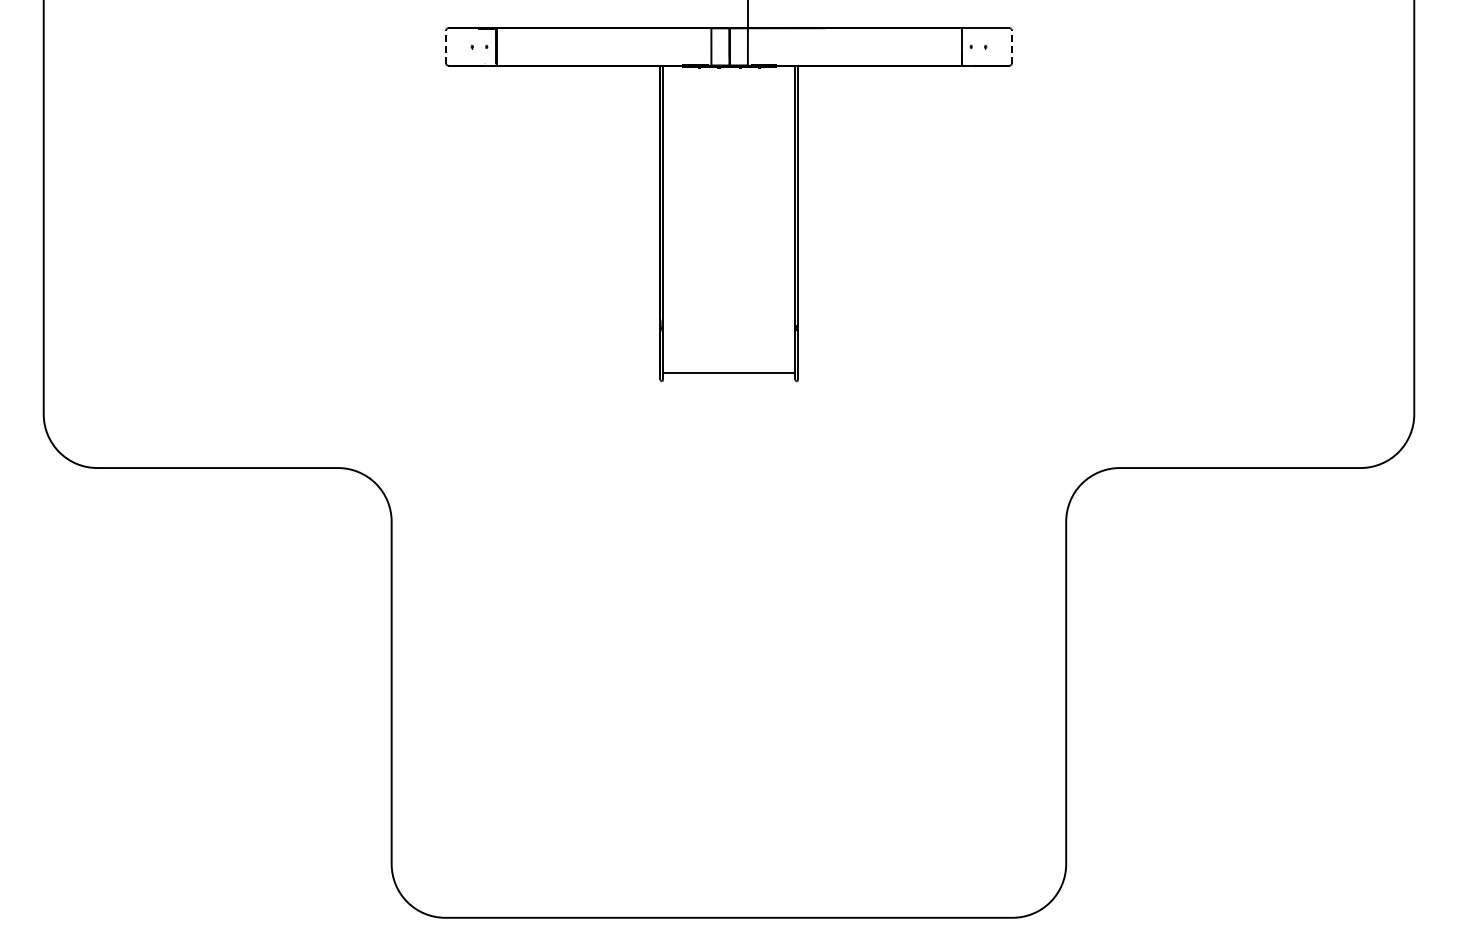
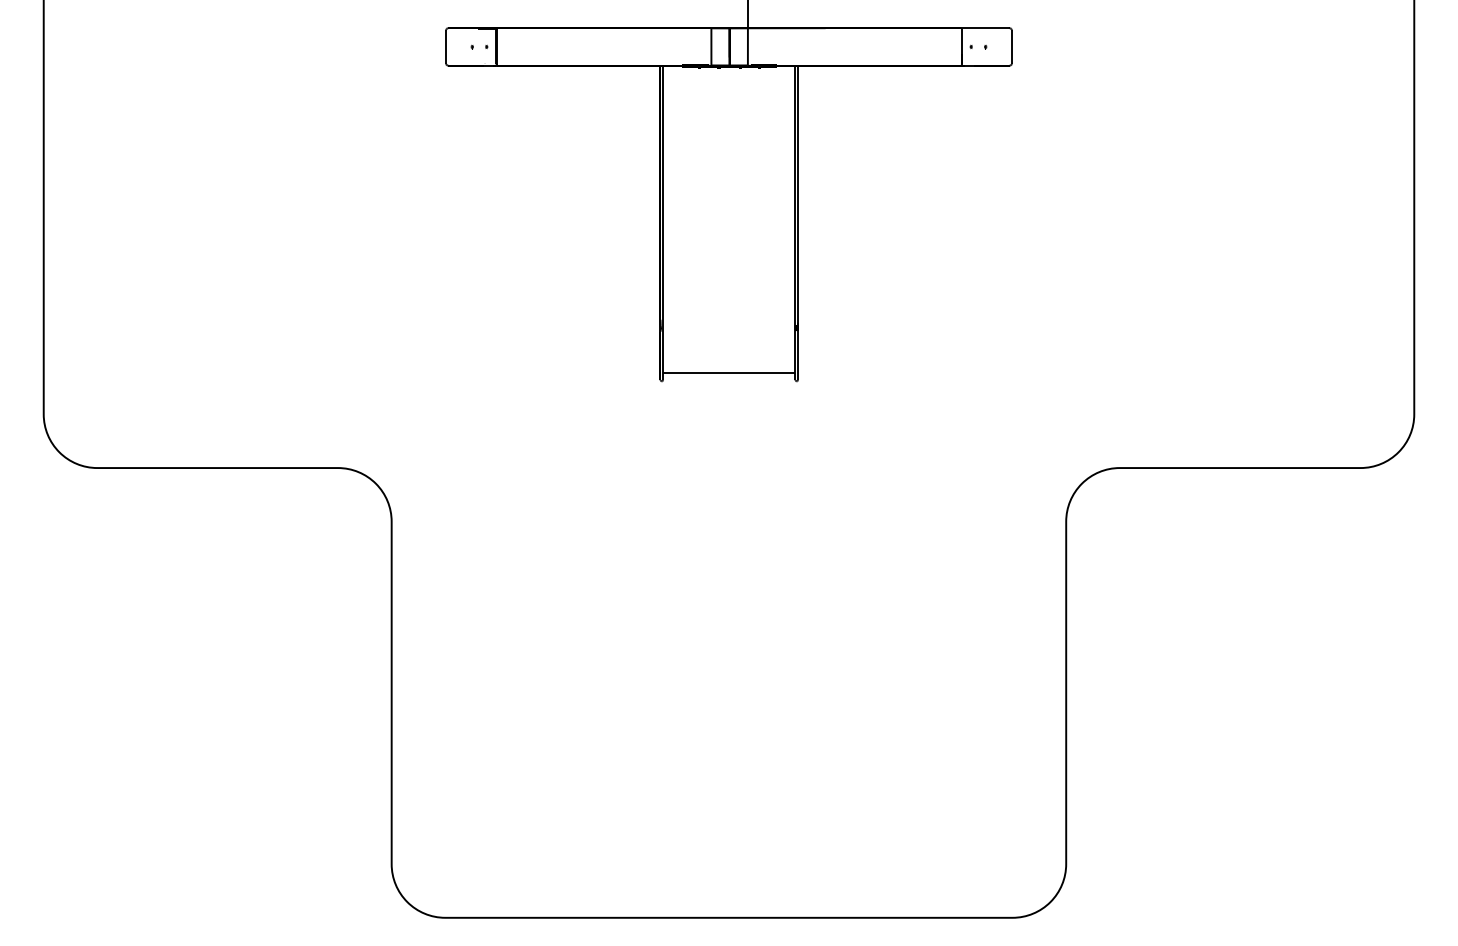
line: dashed -> solid (446, 46)
line: dashed -> solid (1011, 46)
